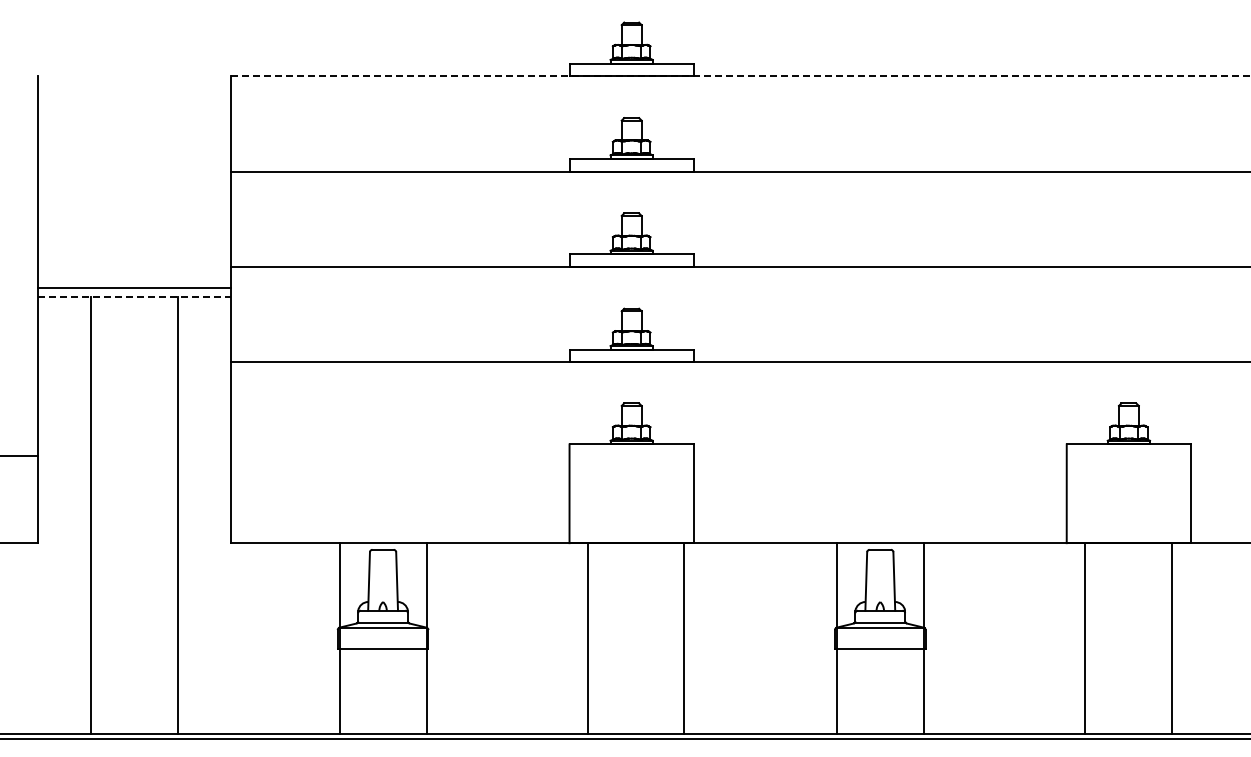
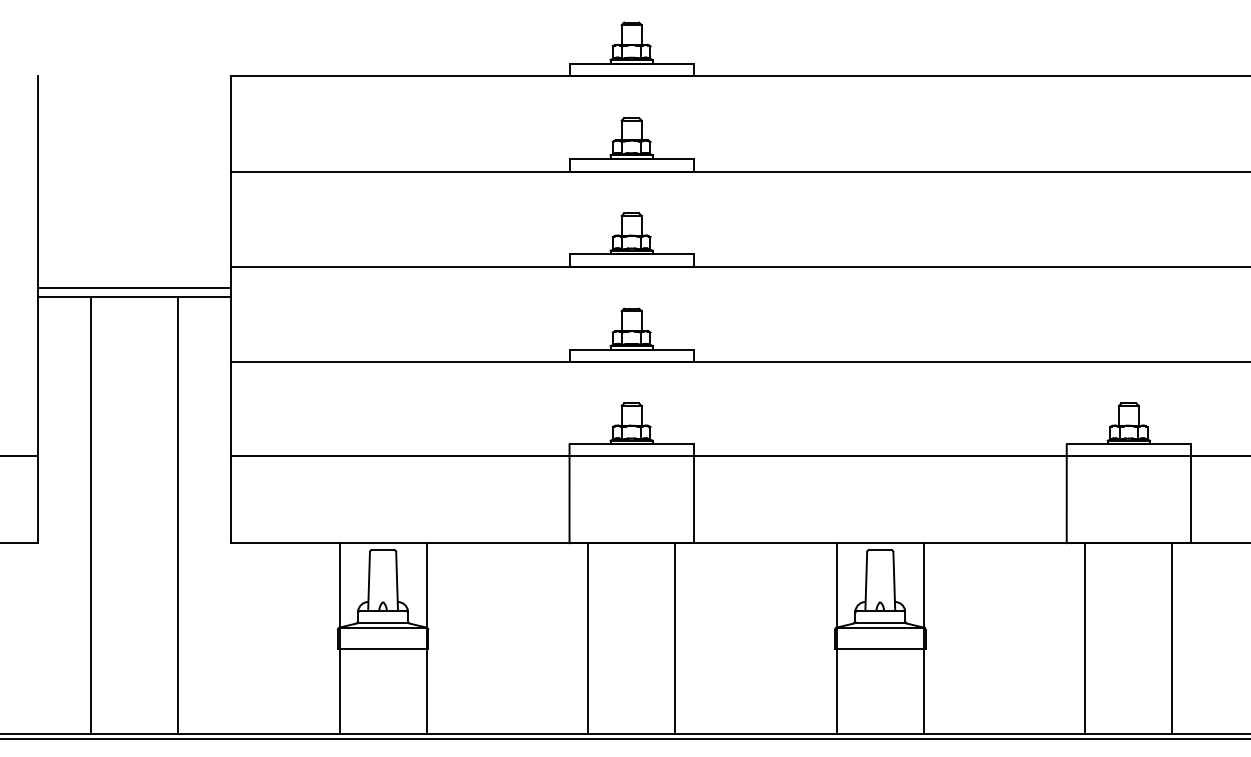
line: dashed -> solid (741, 76)
line: dashed -> solid (134, 296)
line: none -> present (739, 456)
line position: (684, 638) -> (675, 638) (675, 638)
